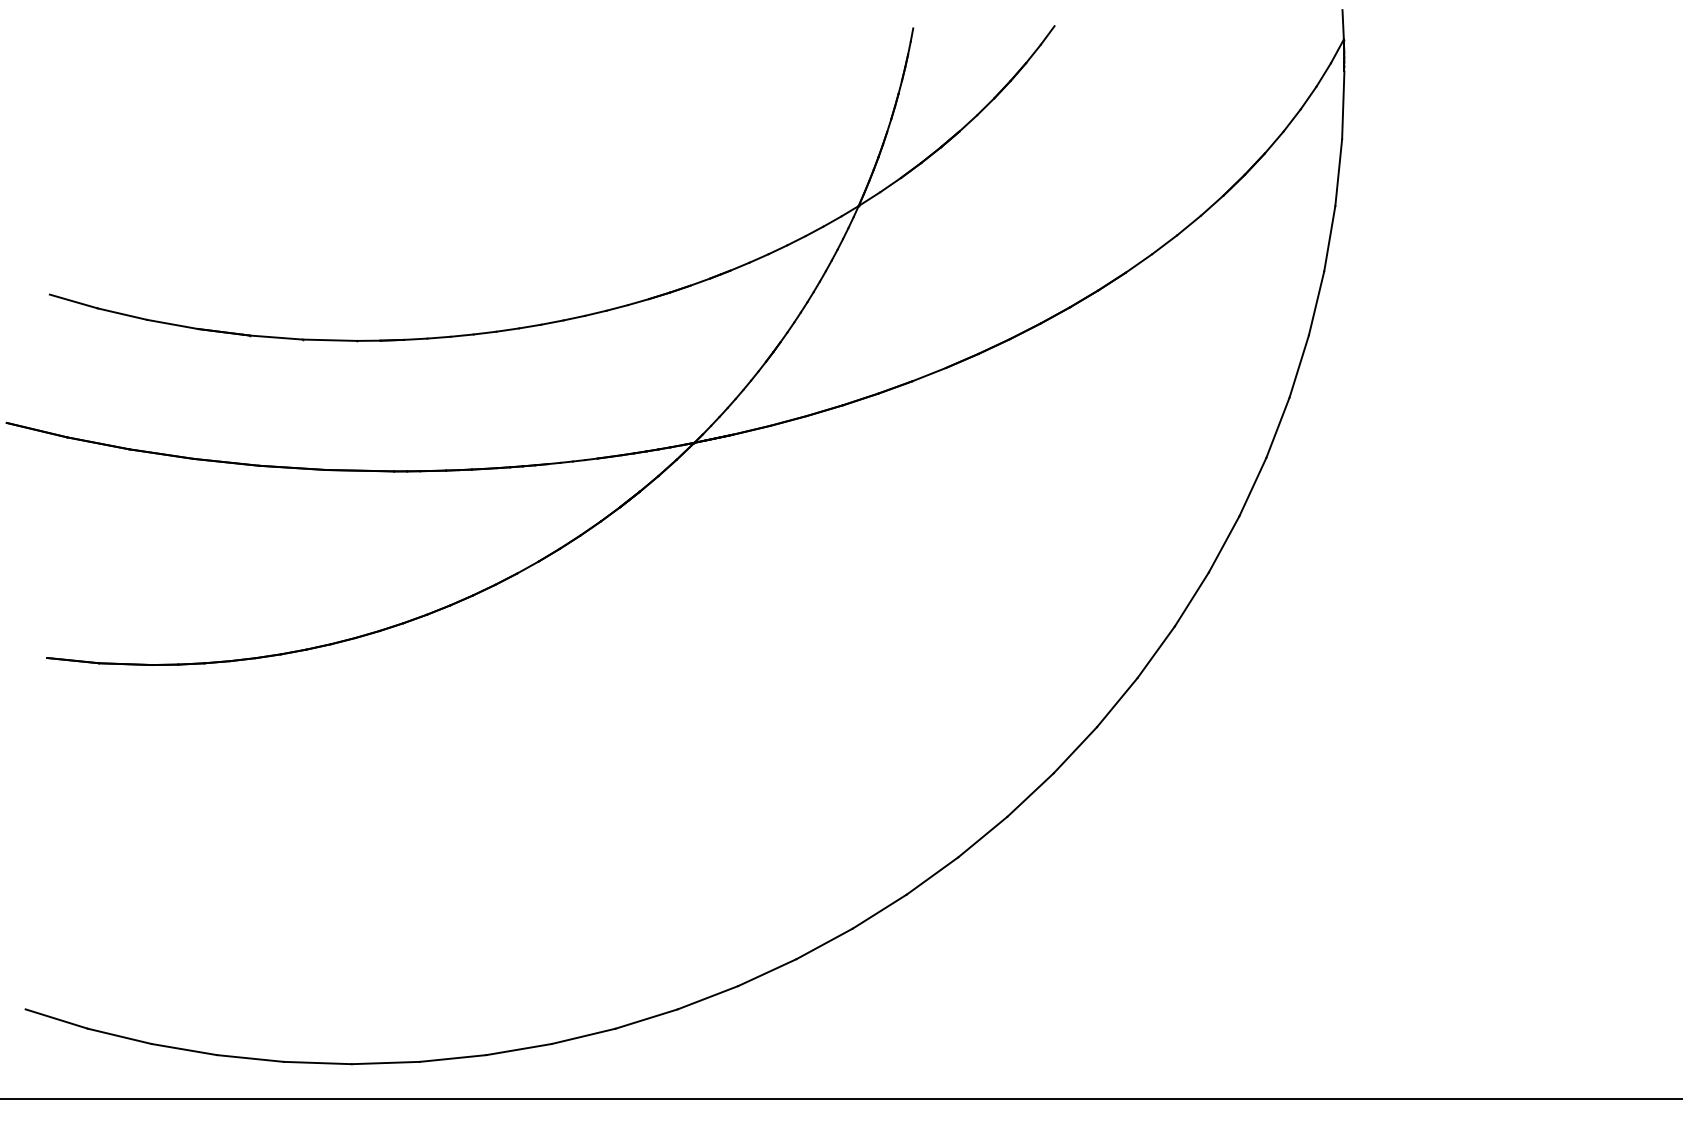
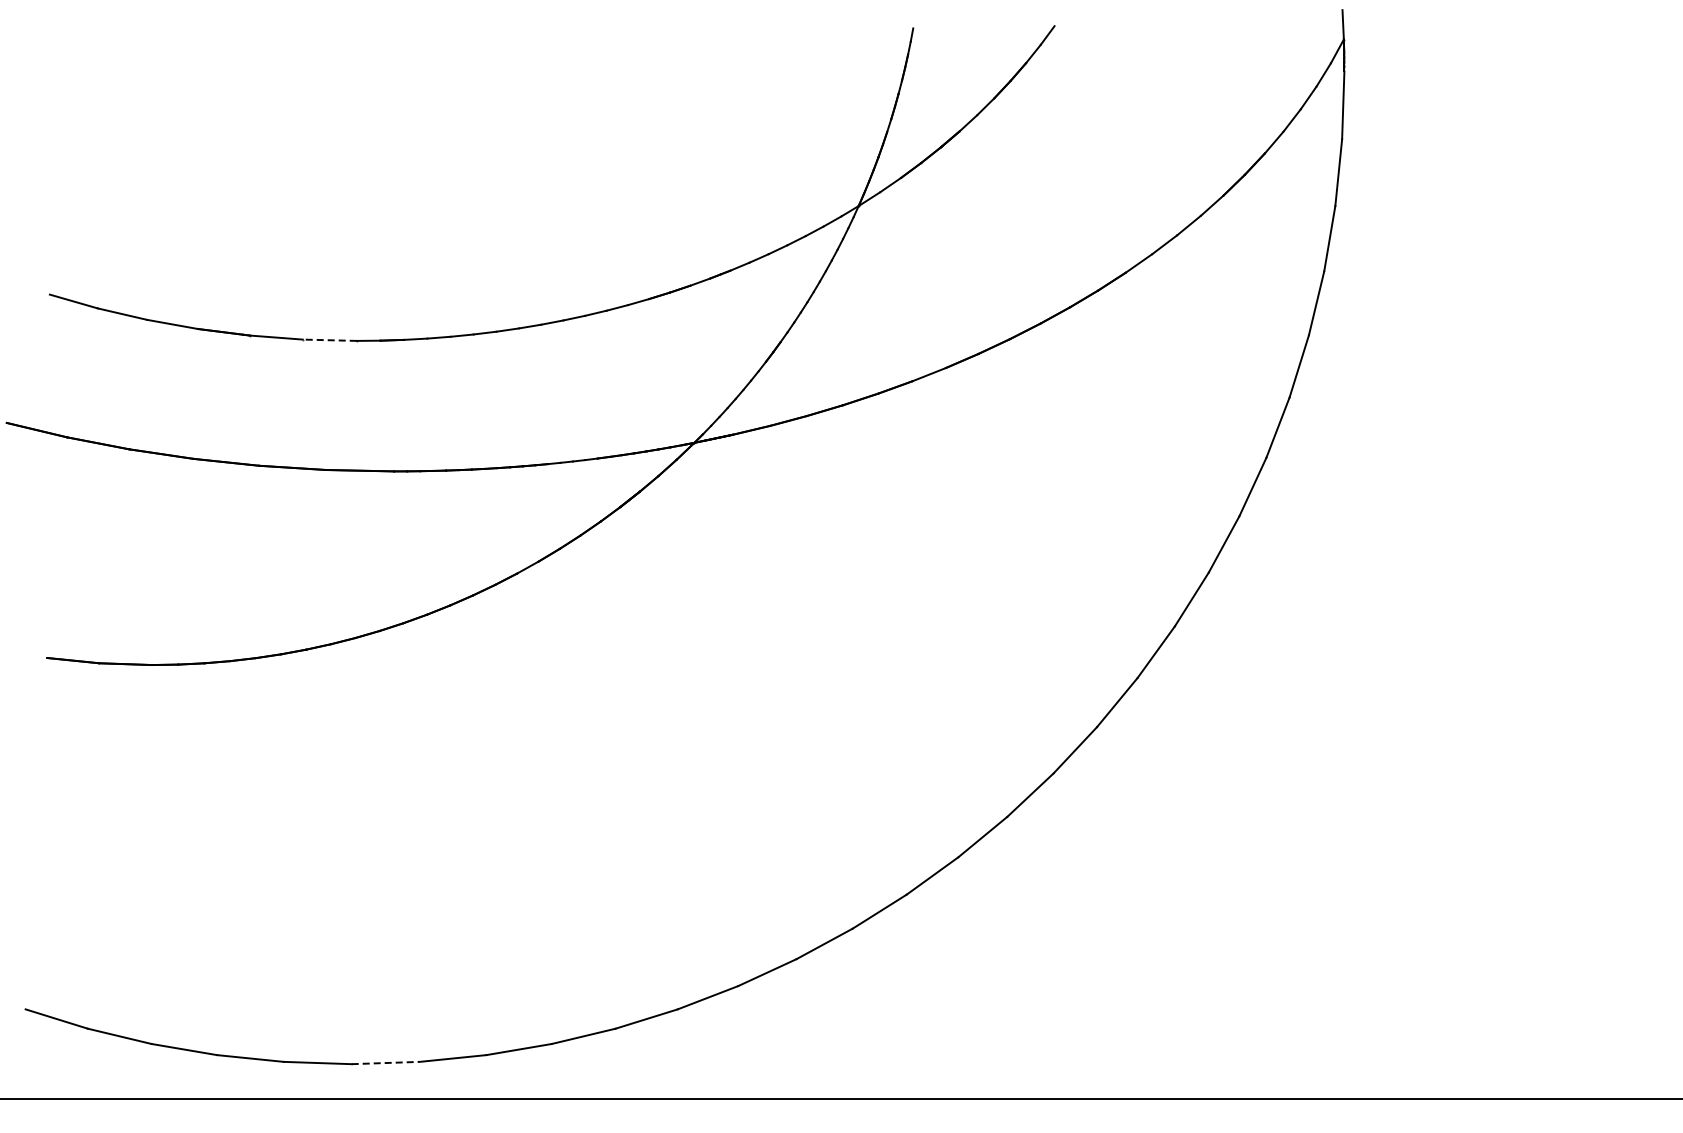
line: solid -> dashed (329, 340)
line: solid -> dashed (386, 1063)
